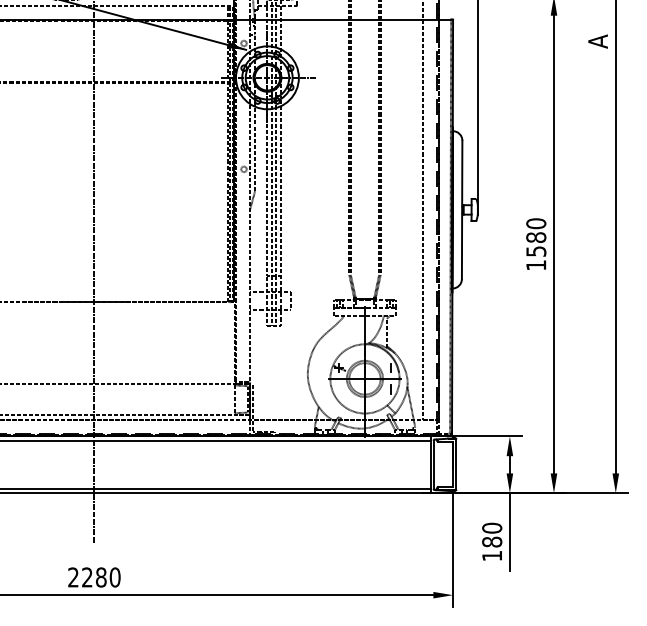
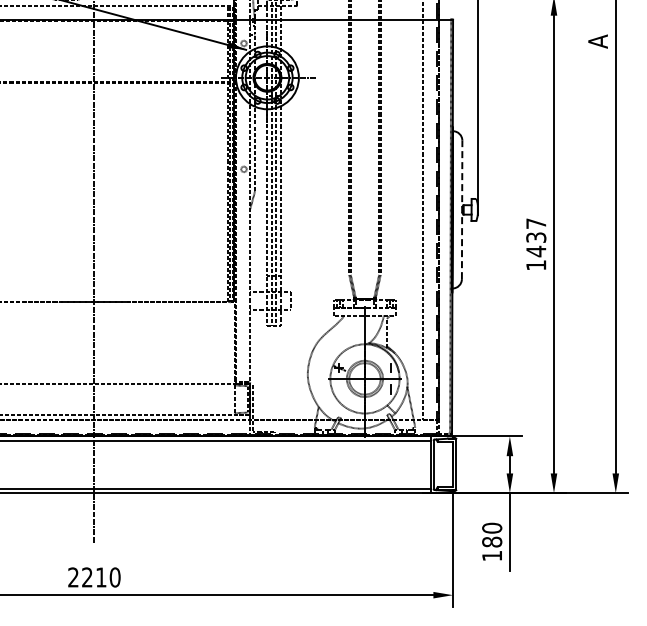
line: solid -> dashed (462, 209)
text: 1580 -> 1437 (536, 237)
text: 2280 -> 2210 (101, 577)
